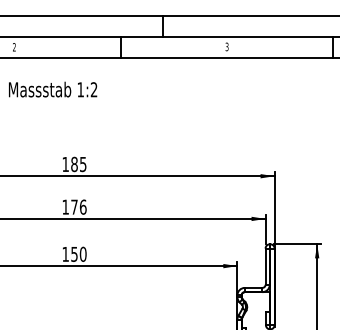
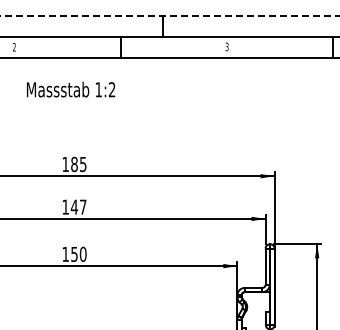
line: solid -> dashed (170, 15)
text position: (53, 89) -> (71, 89) (71, 89)
text: 176 -> 147 (78, 206)
